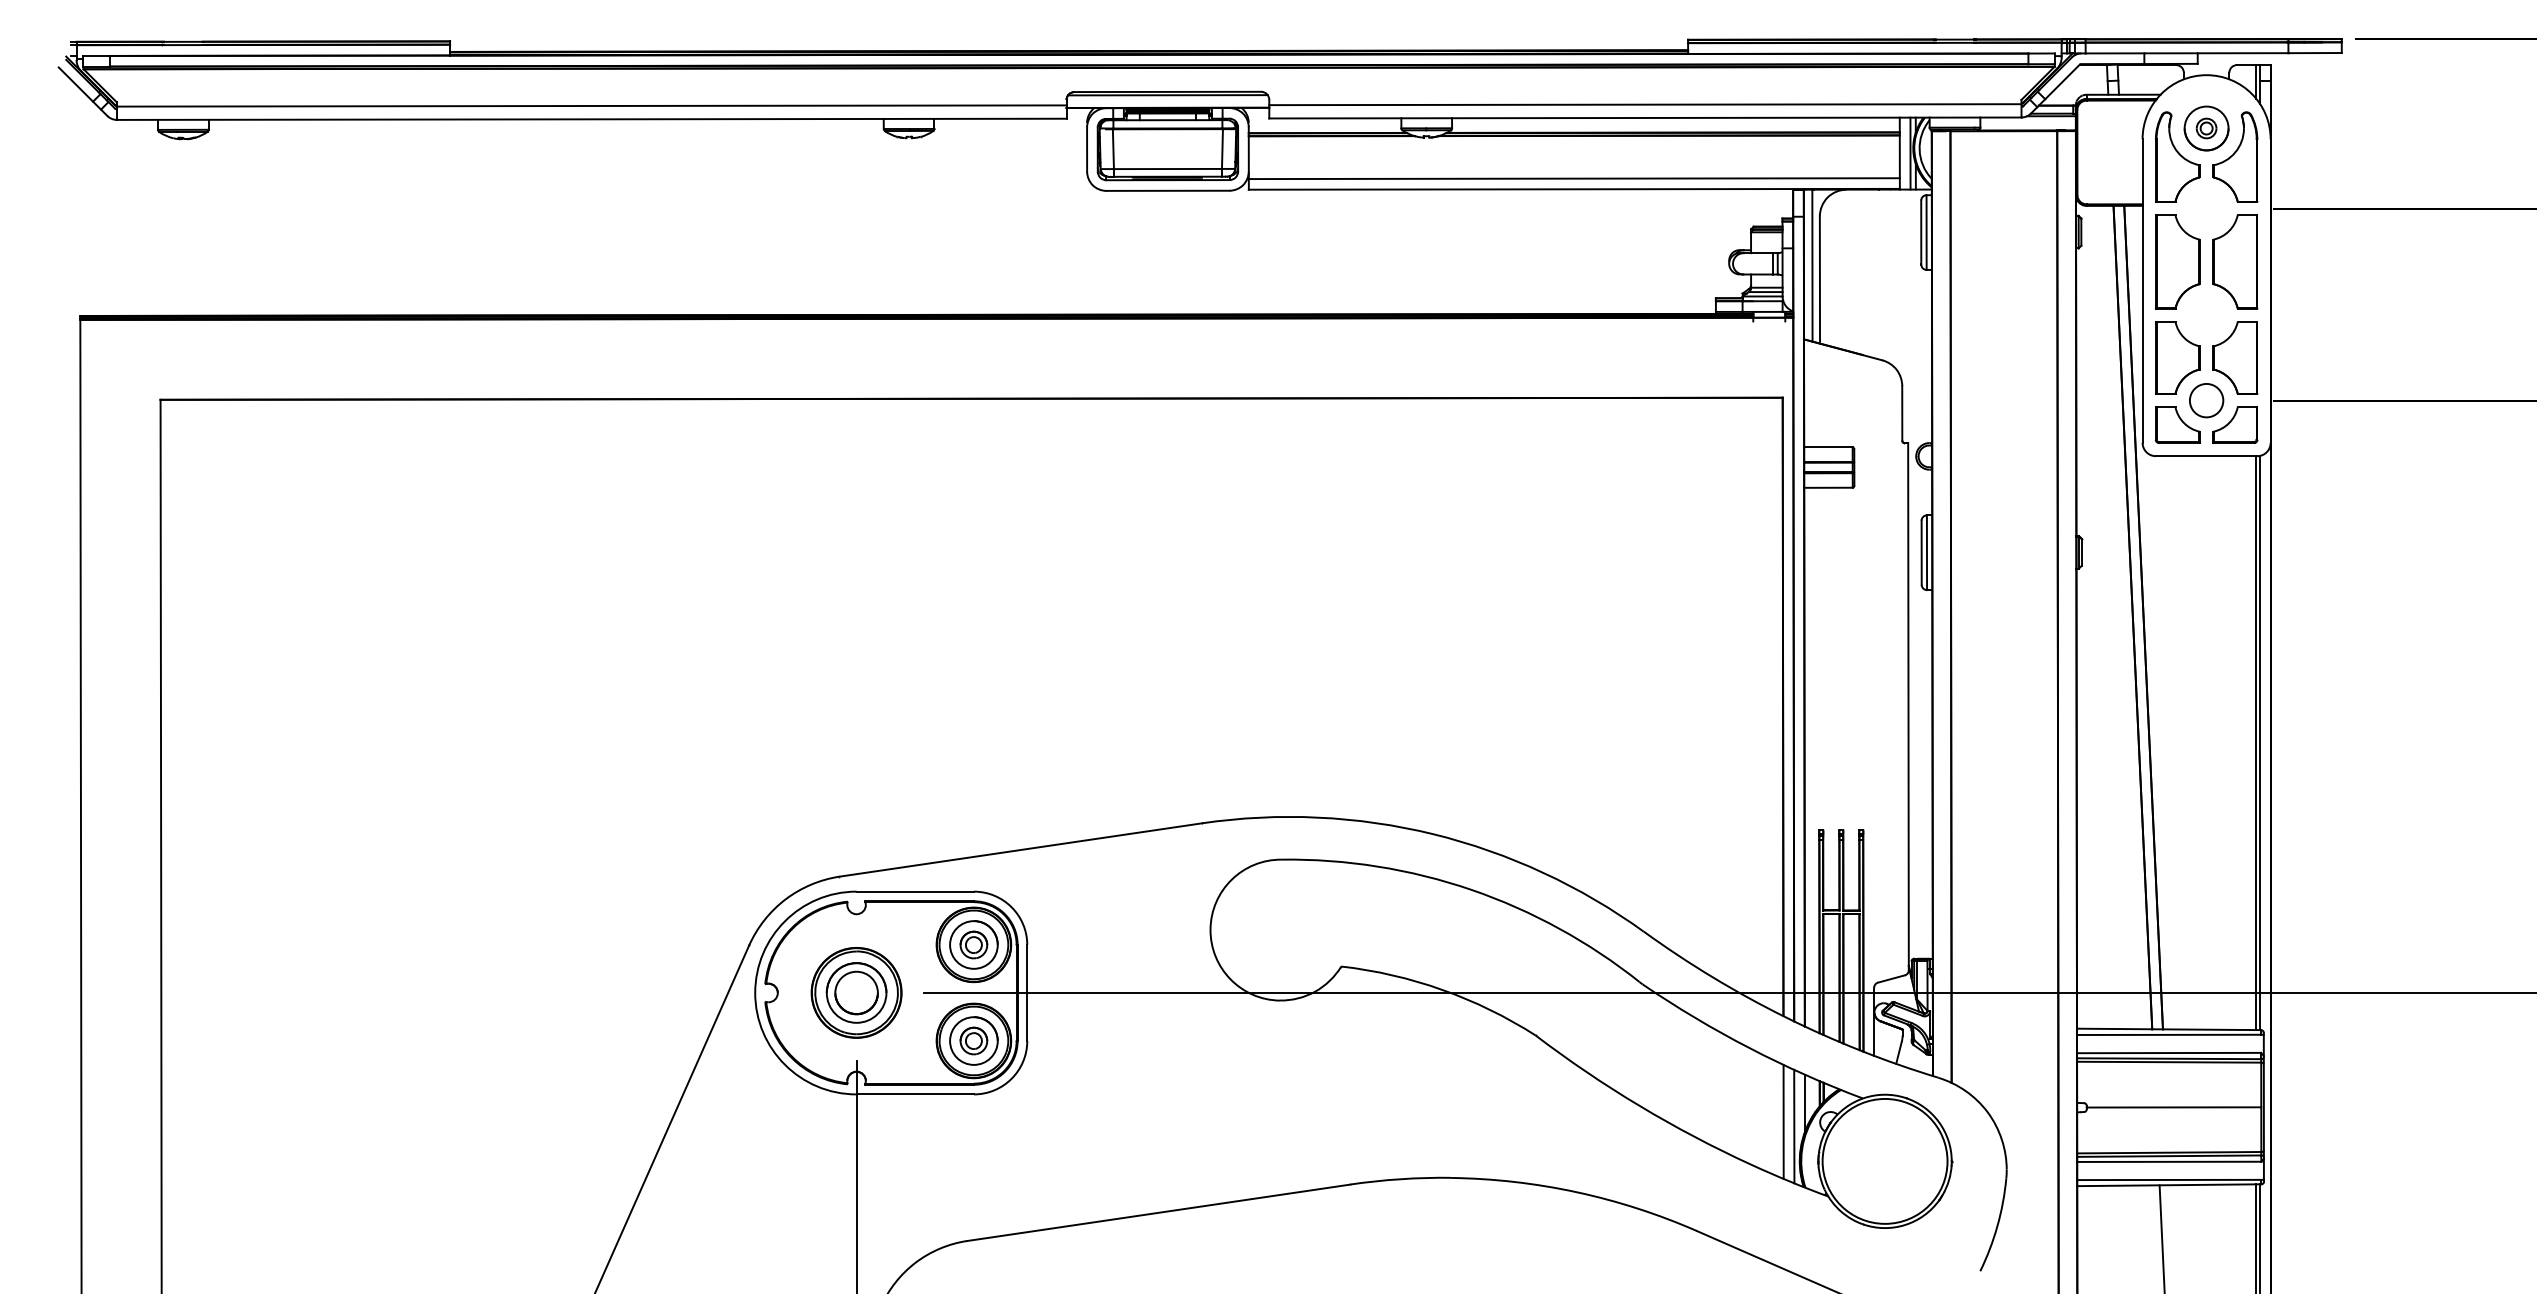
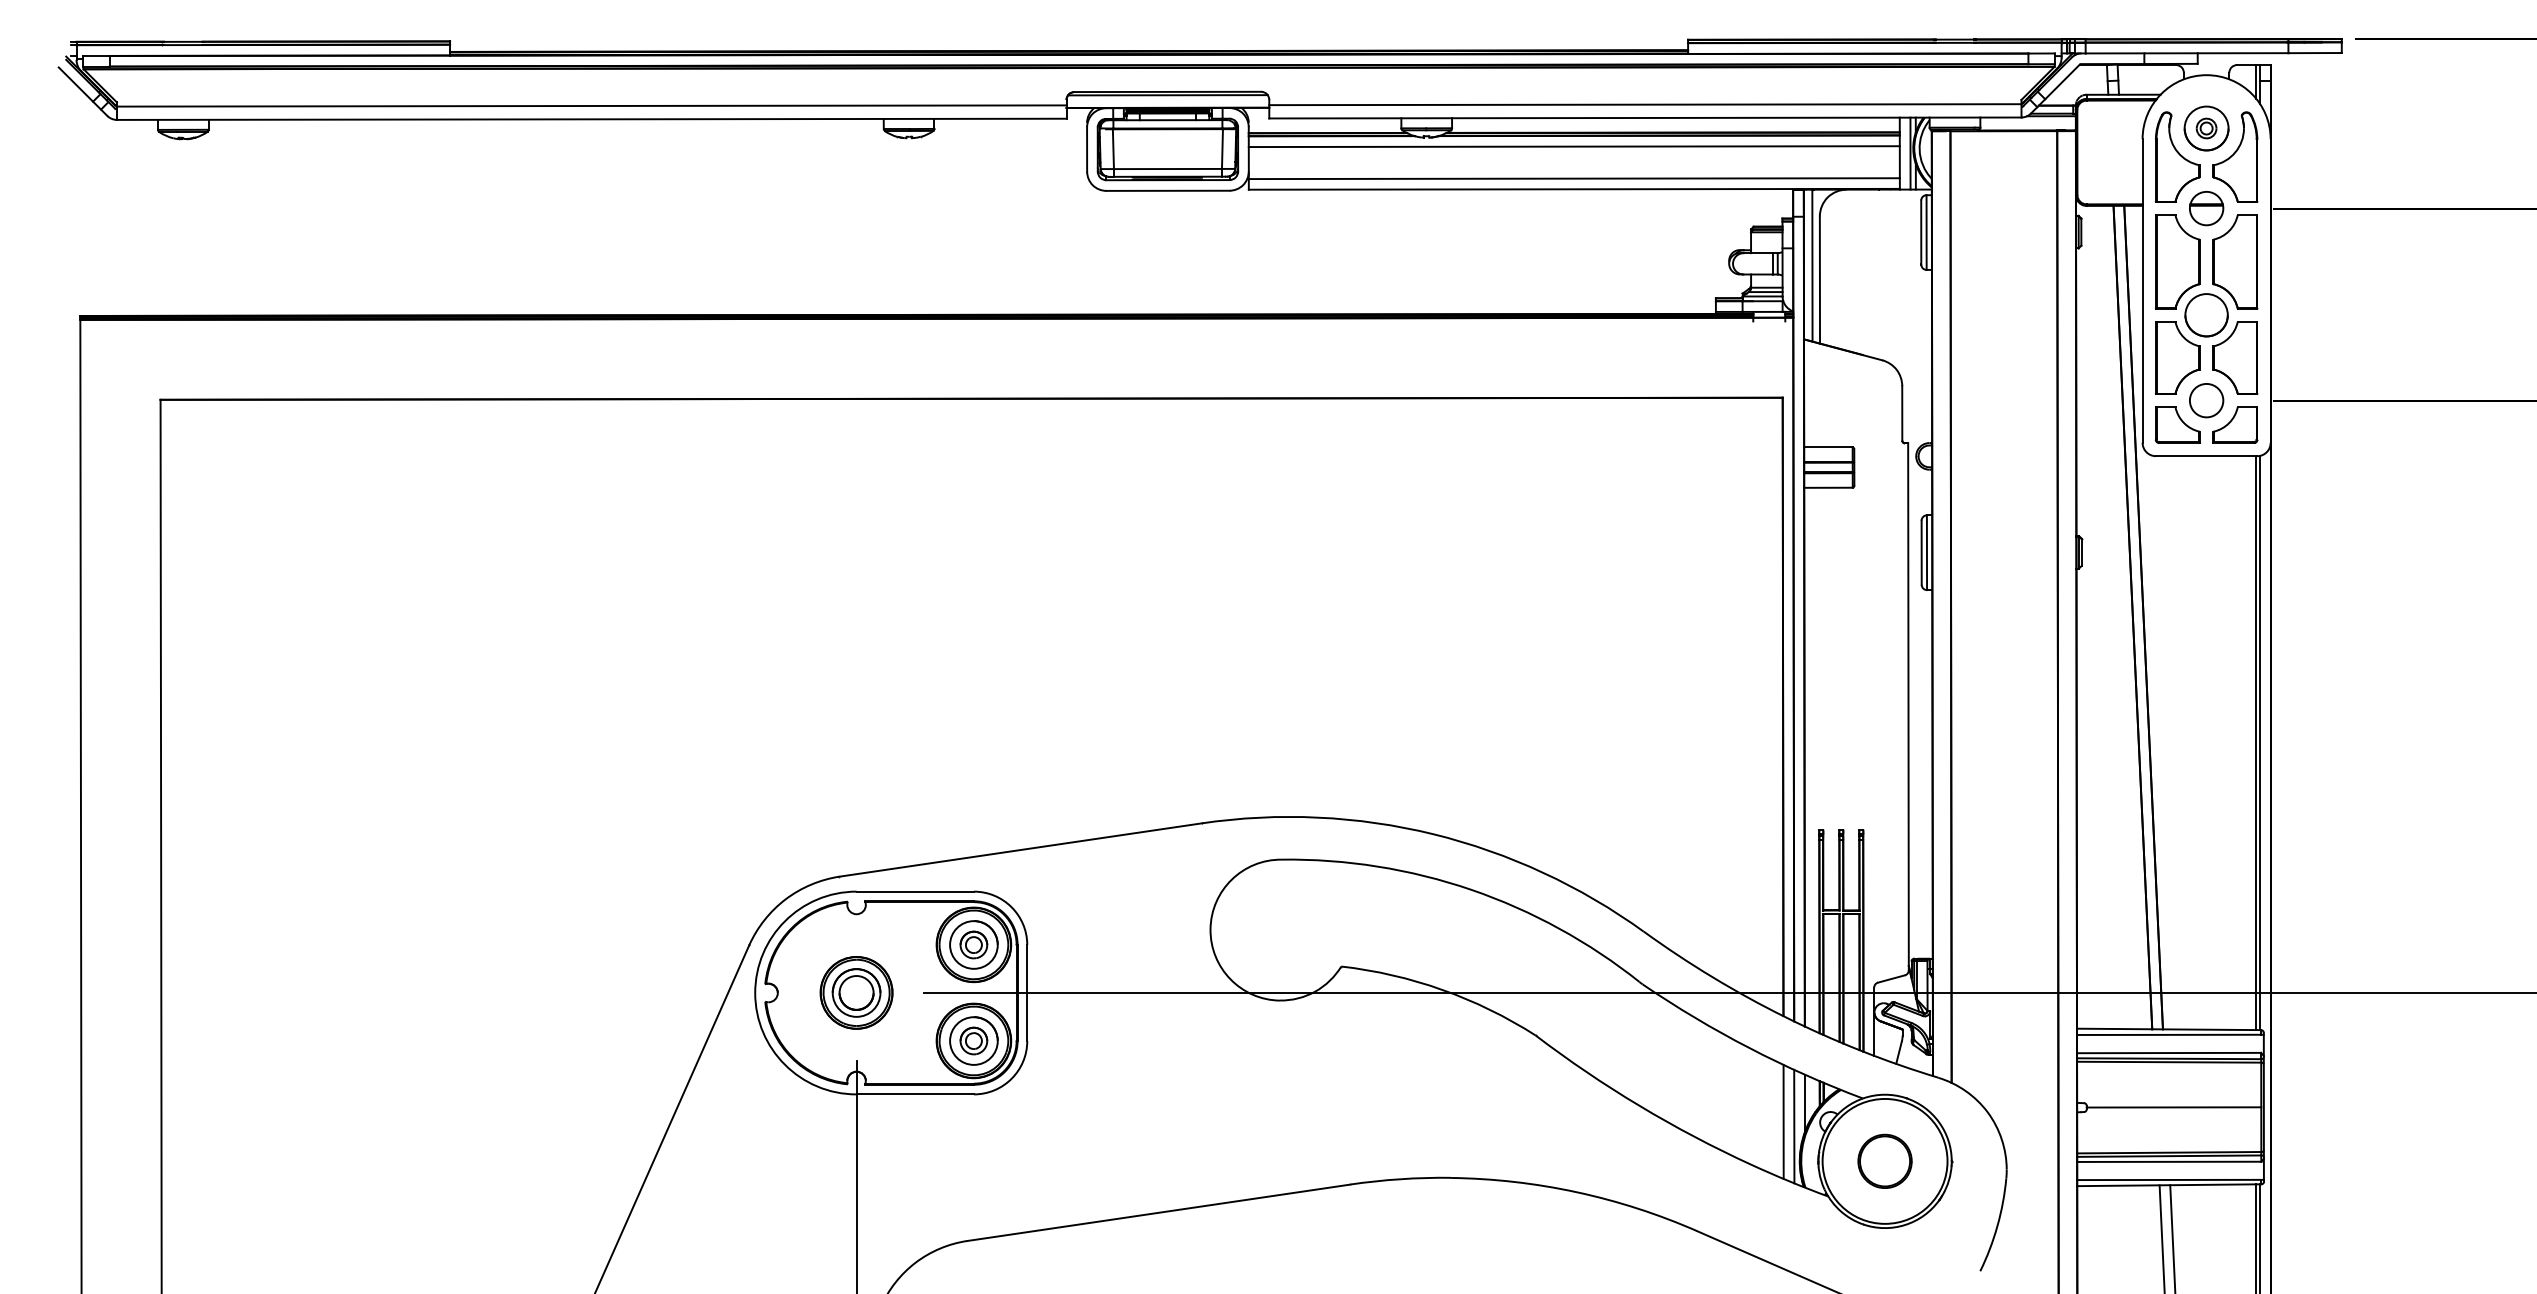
line: none -> present (1573, 146)
part: none -> present (2206, 208)
circle: none -> present (2206, 315)
part size: 93x92 px -> 75x74 px (856, 992)
part: none -> present (1884, 1160)
line: none -> present (2172, 1237)
